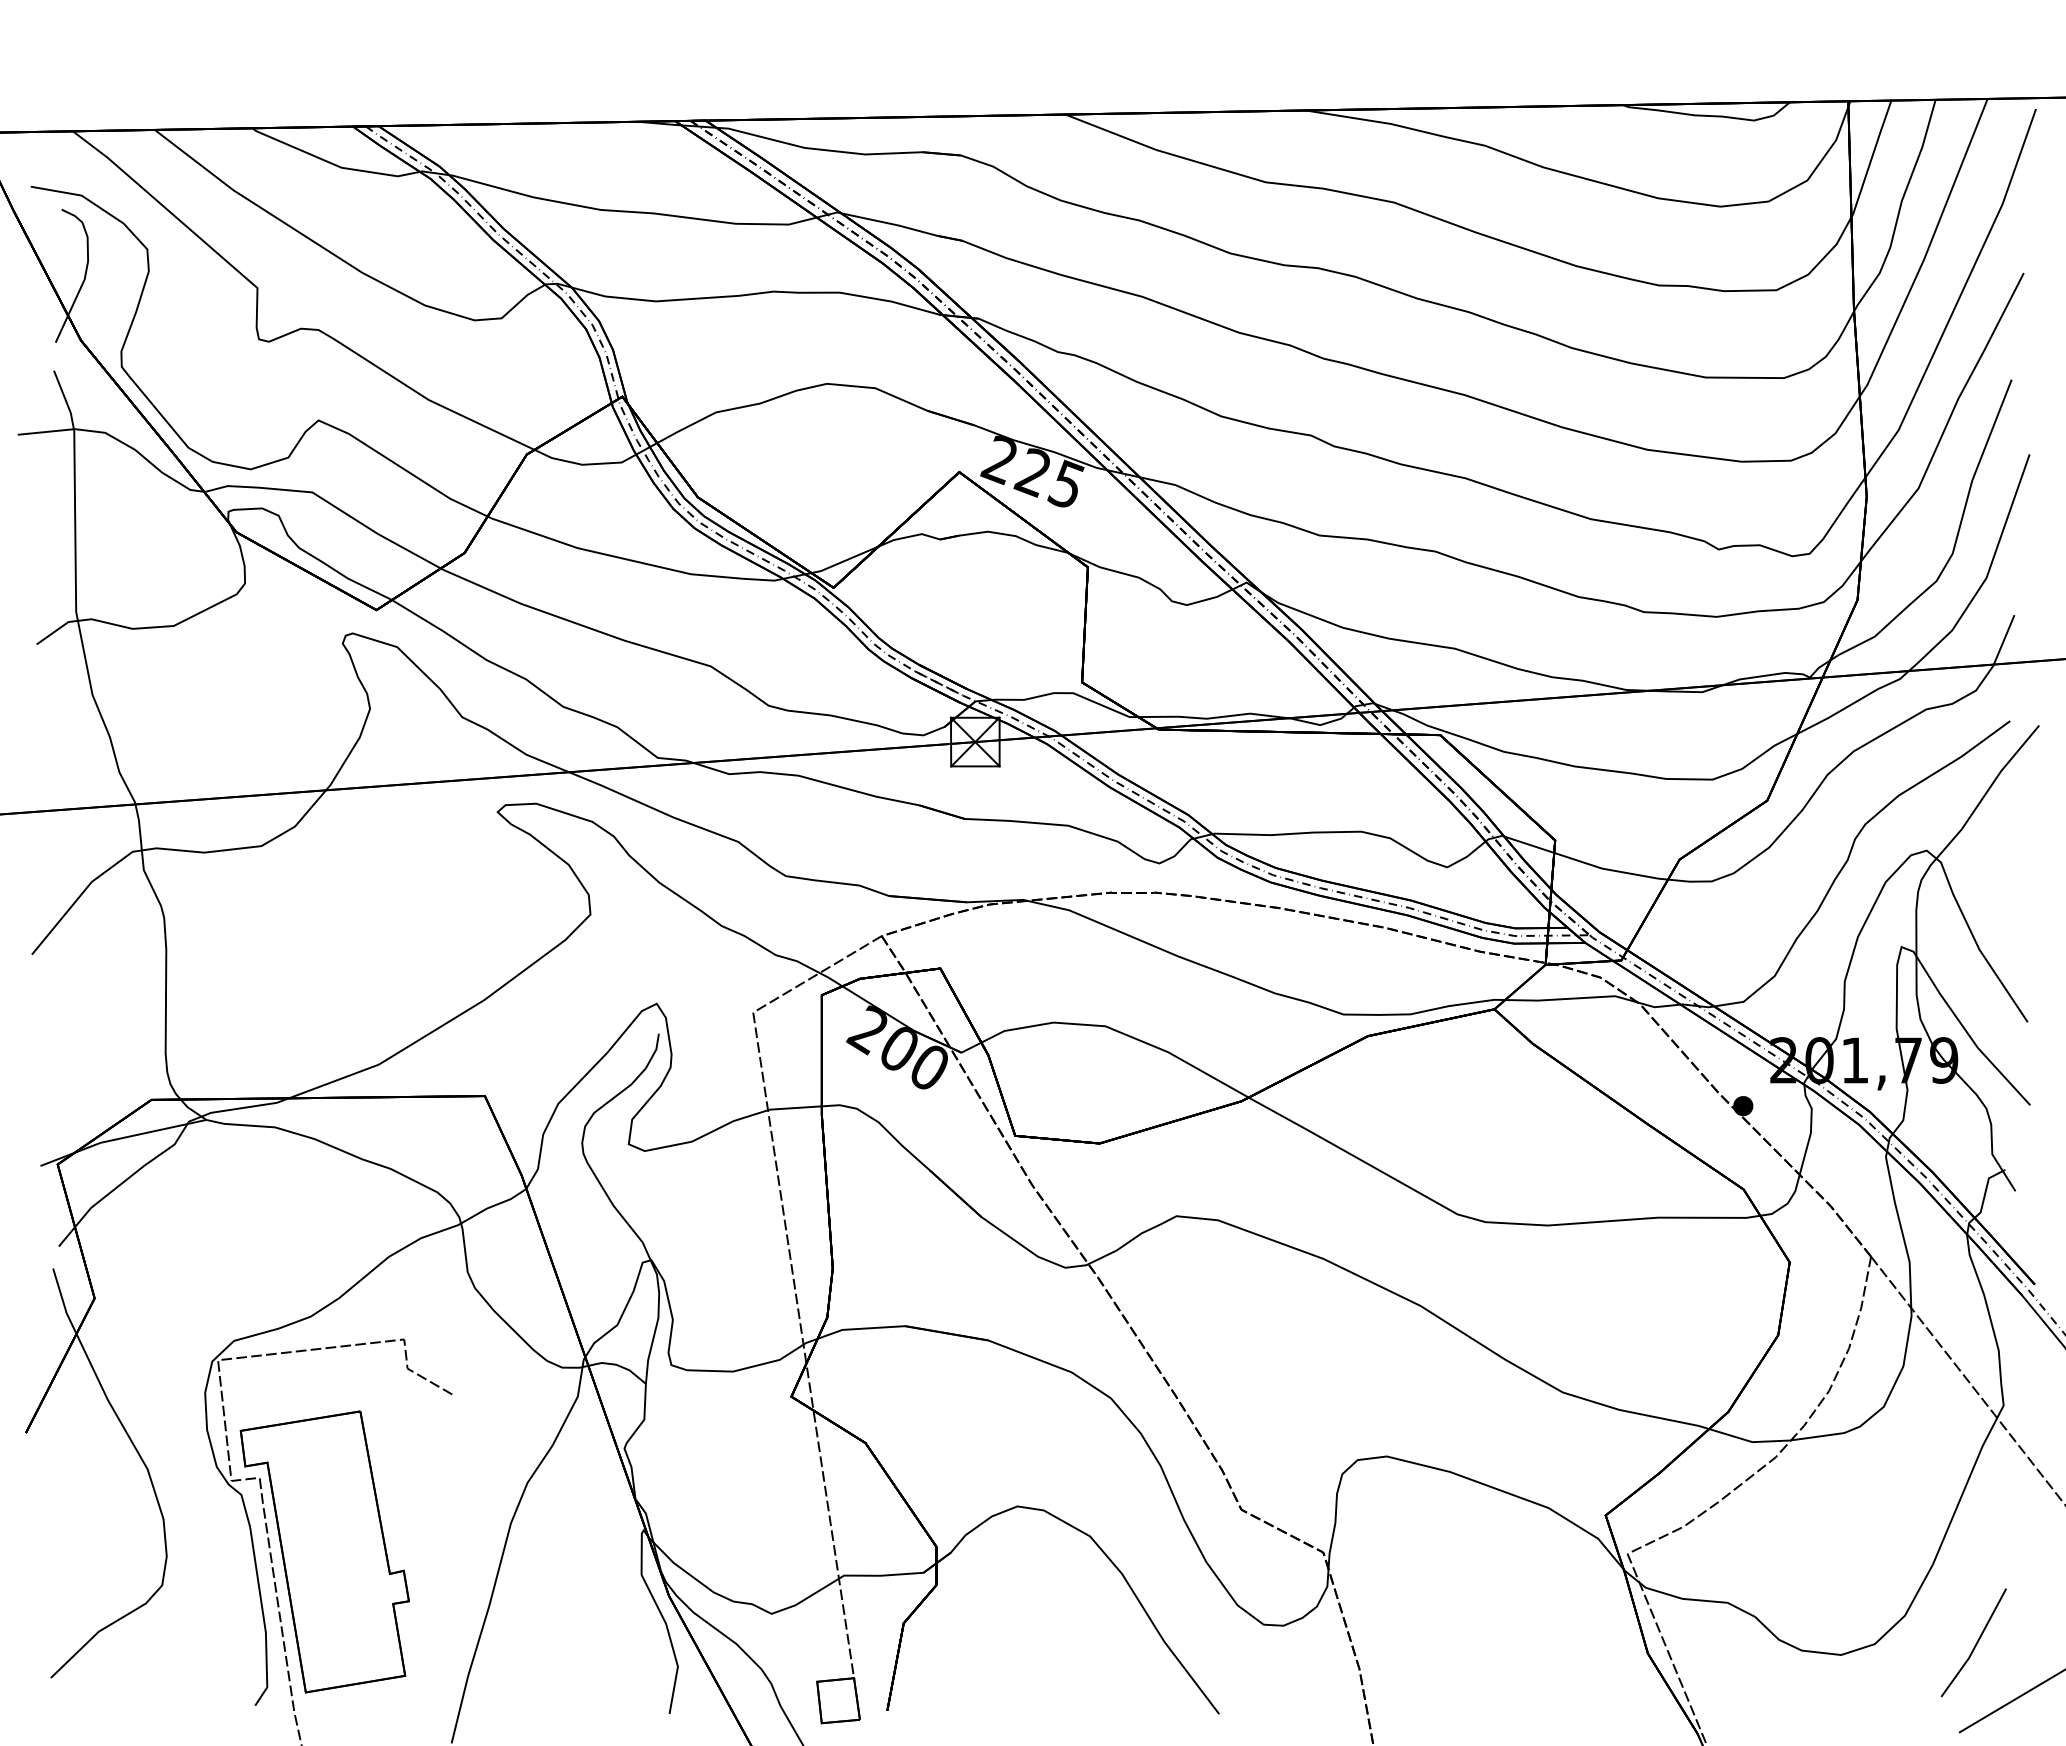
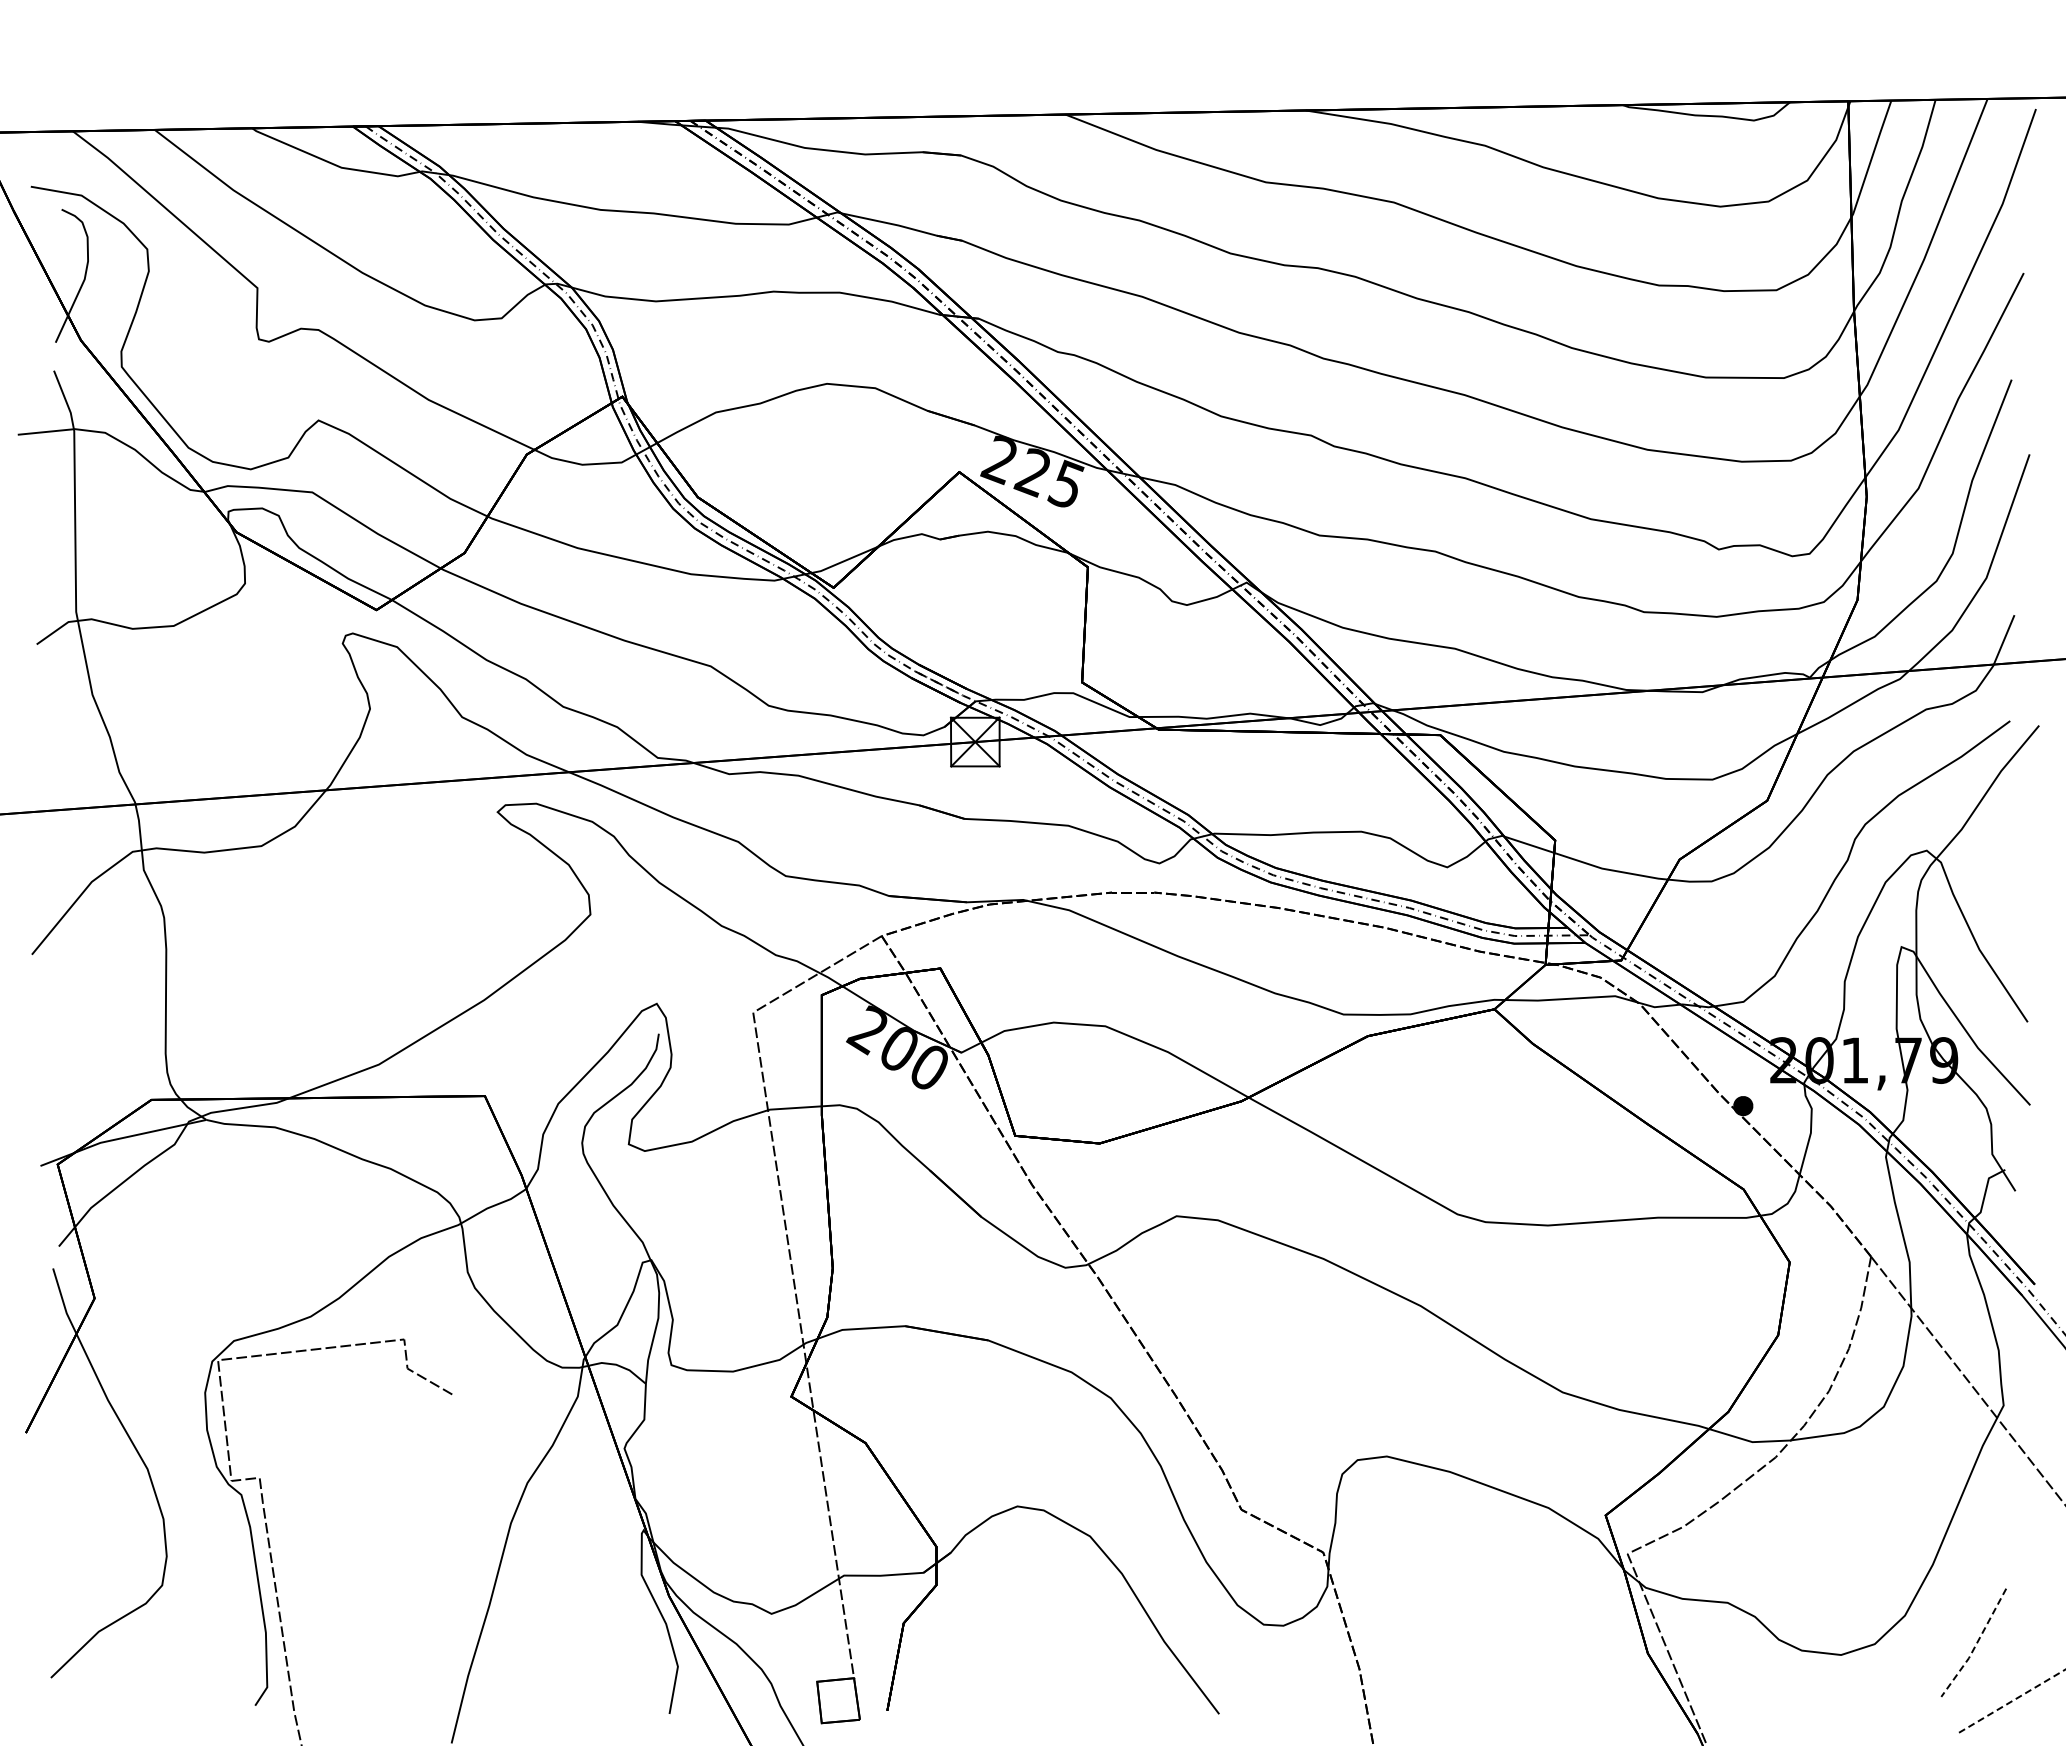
part: present -> none (324, 1551)
line: solid -> dashed (1976, 1645)
line: solid -> dashed (2012, 1701)
